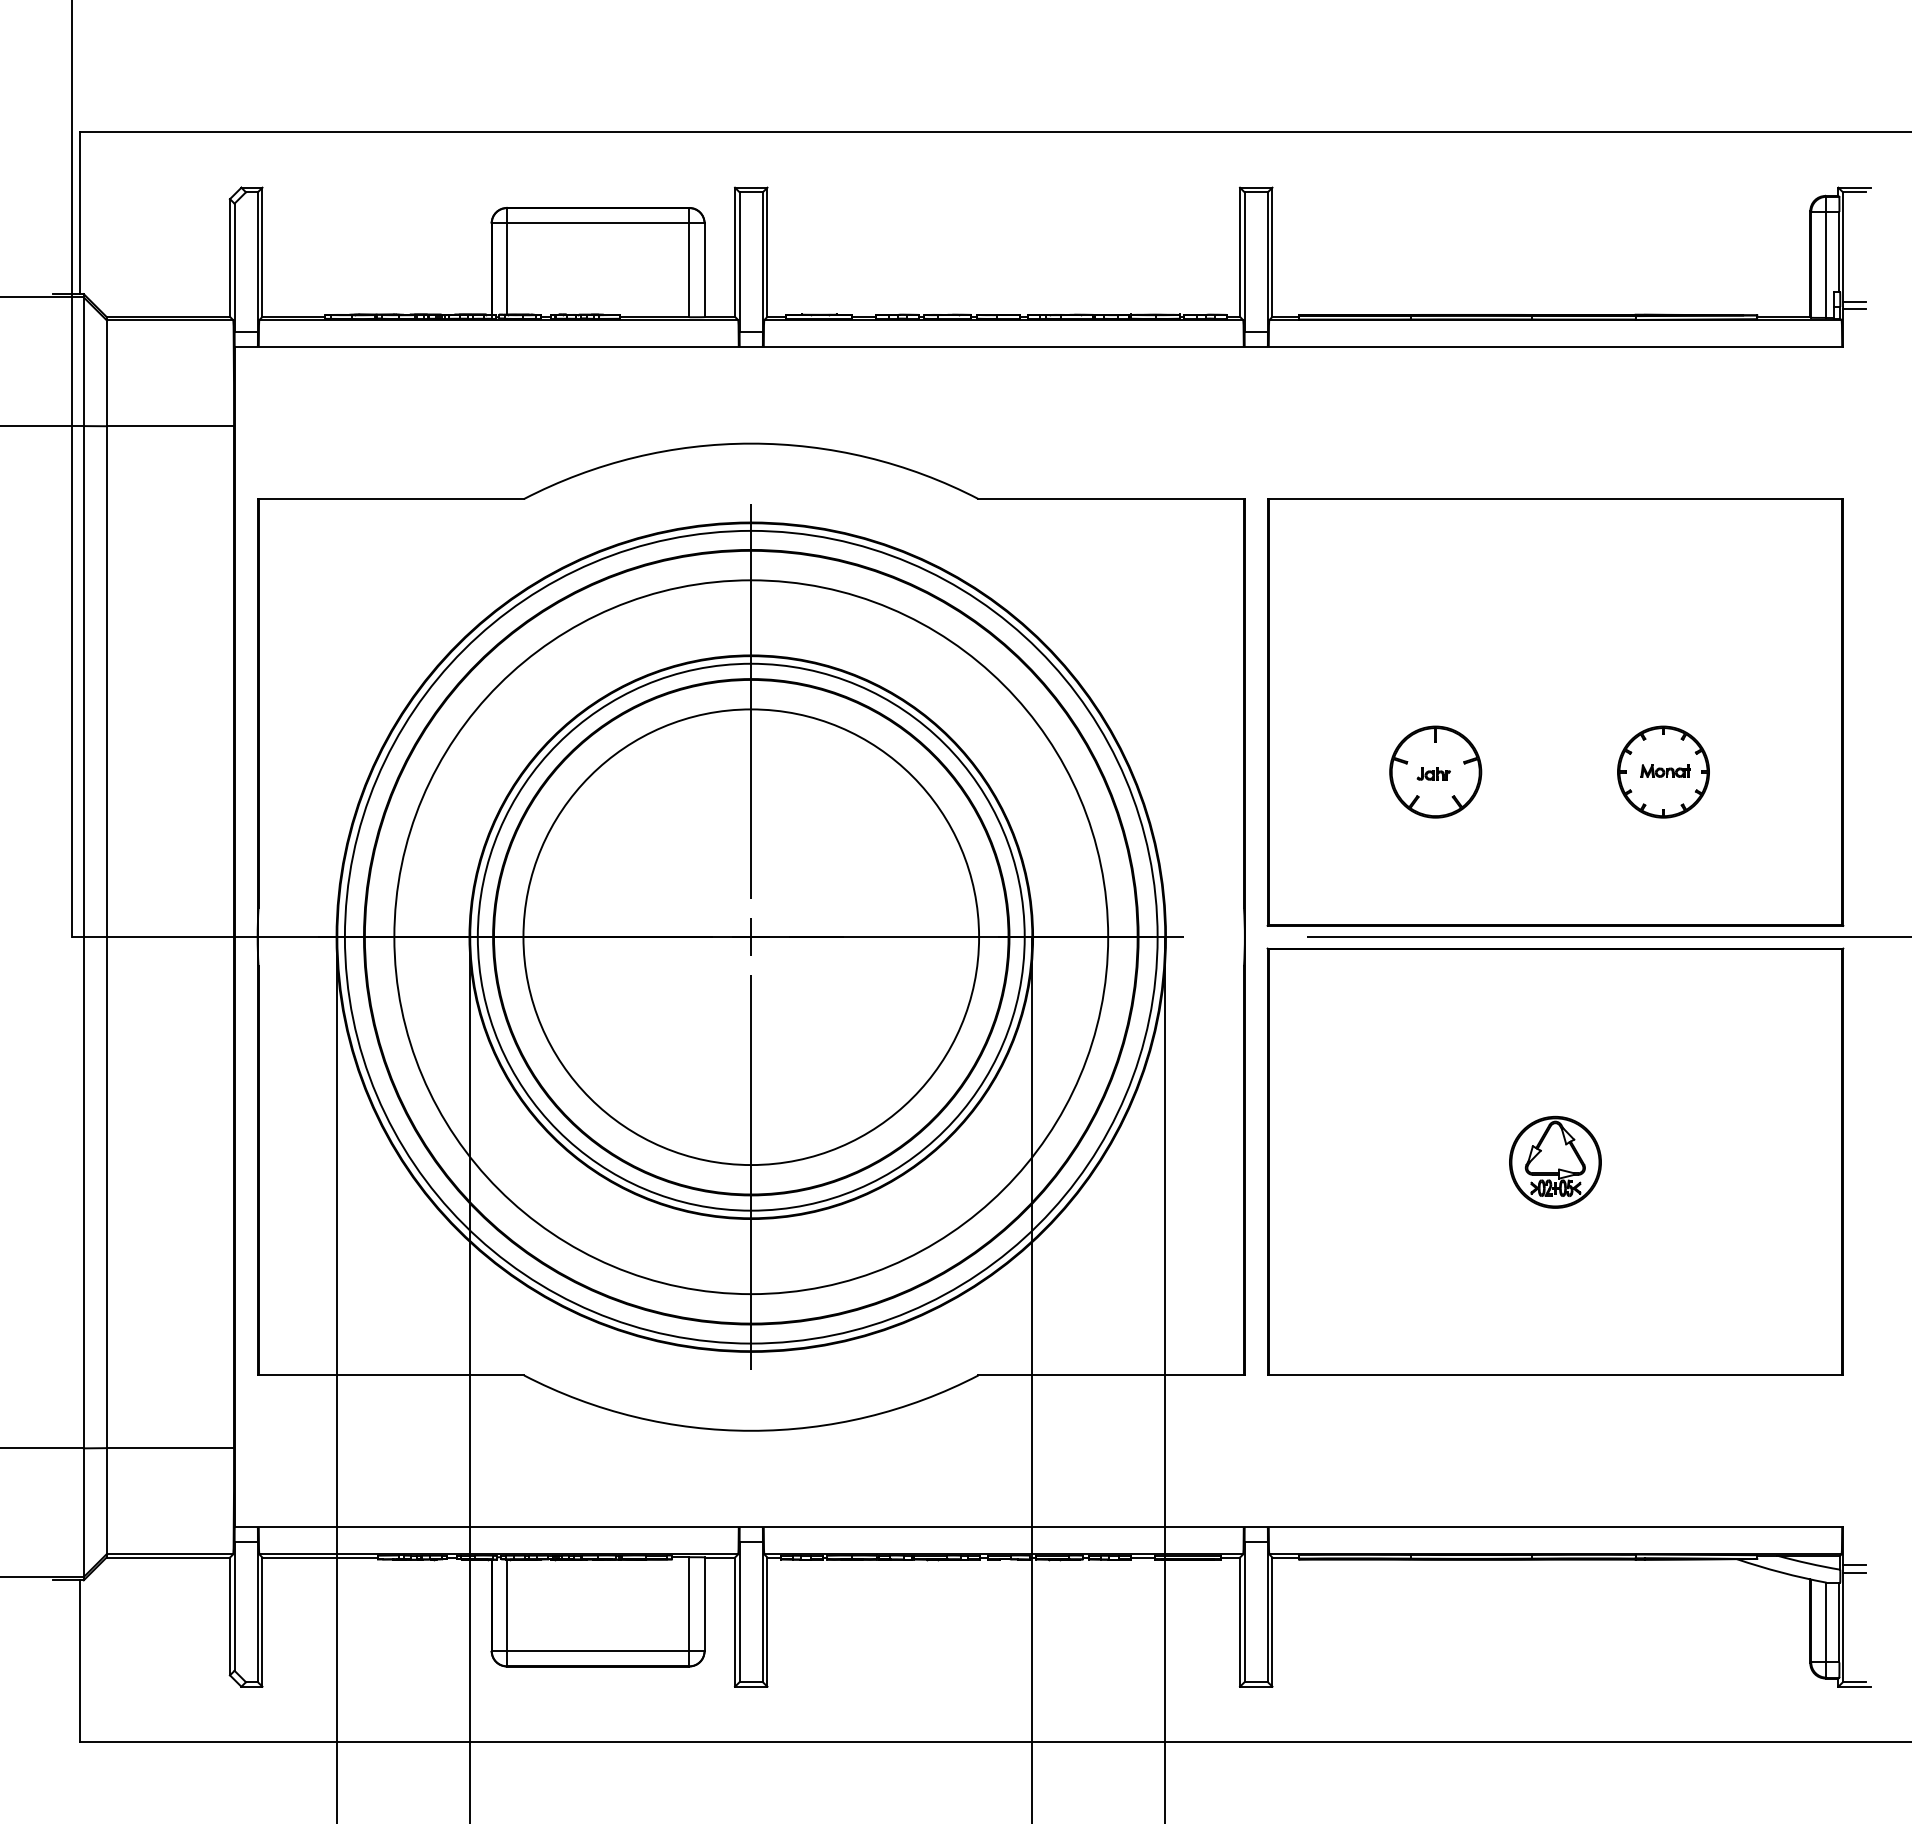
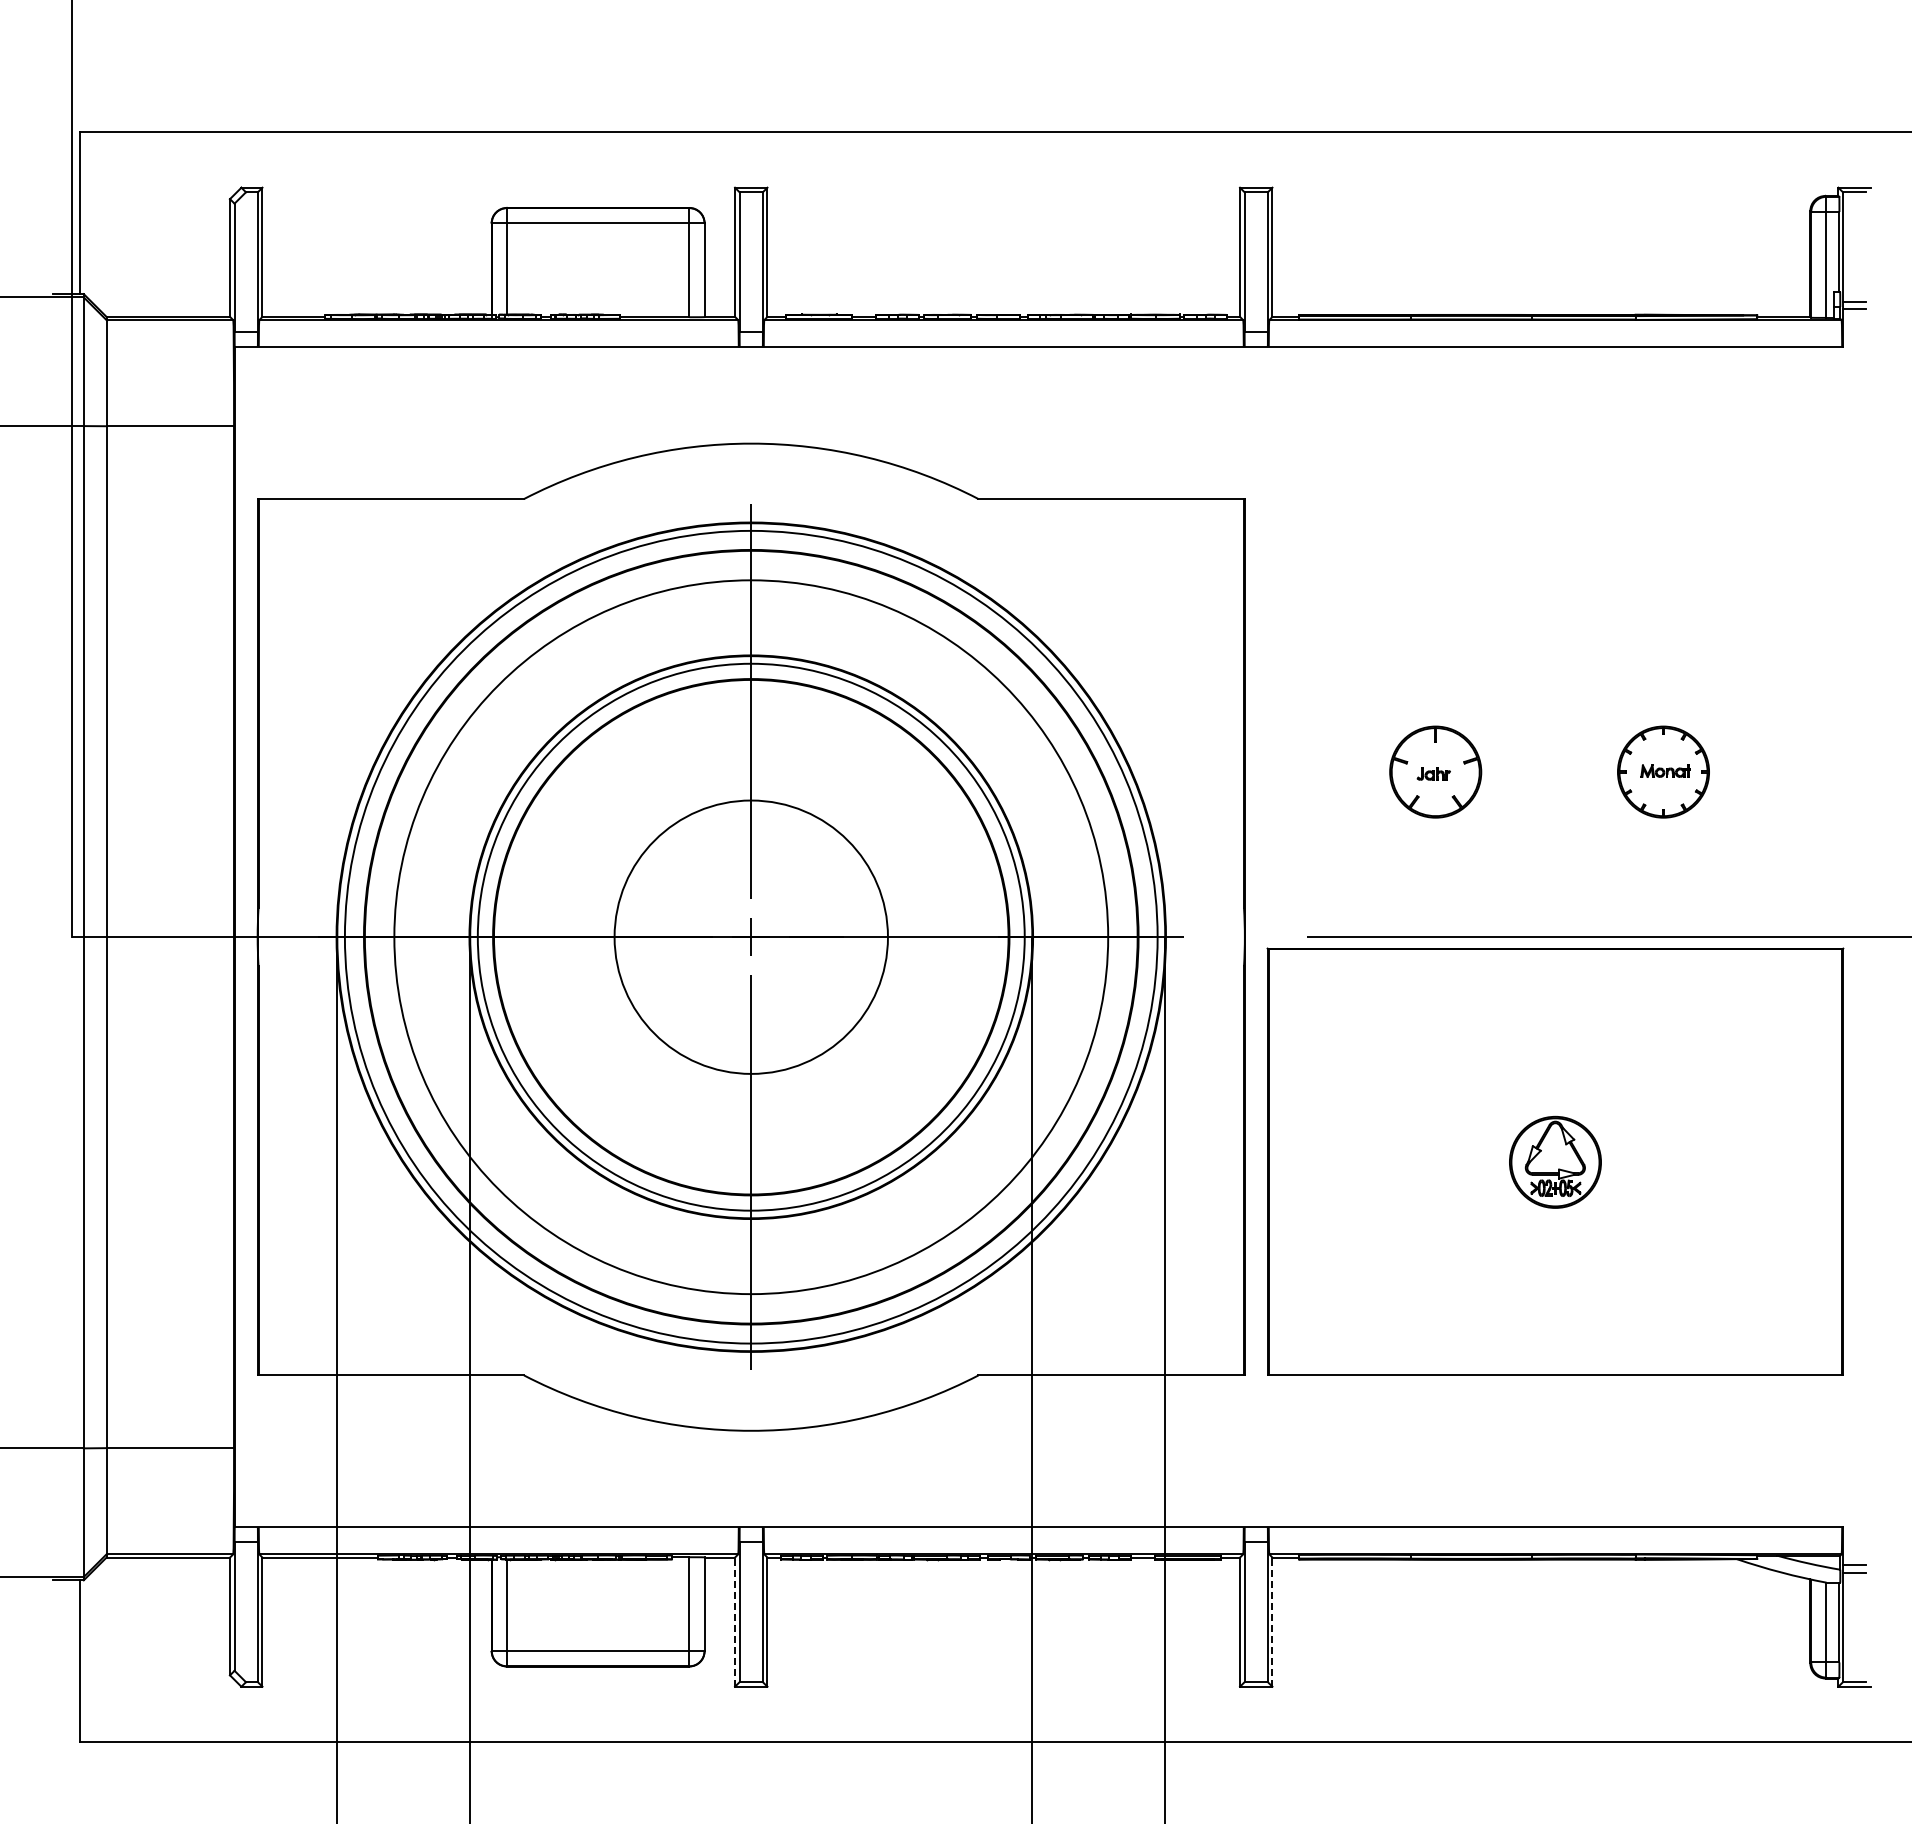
part: present -> none (1555, 712)
circle diameter: 456 px -> 273 px (750, 936)
line: solid -> dashed (735, 1622)
line: solid -> dashed (1272, 1622)
